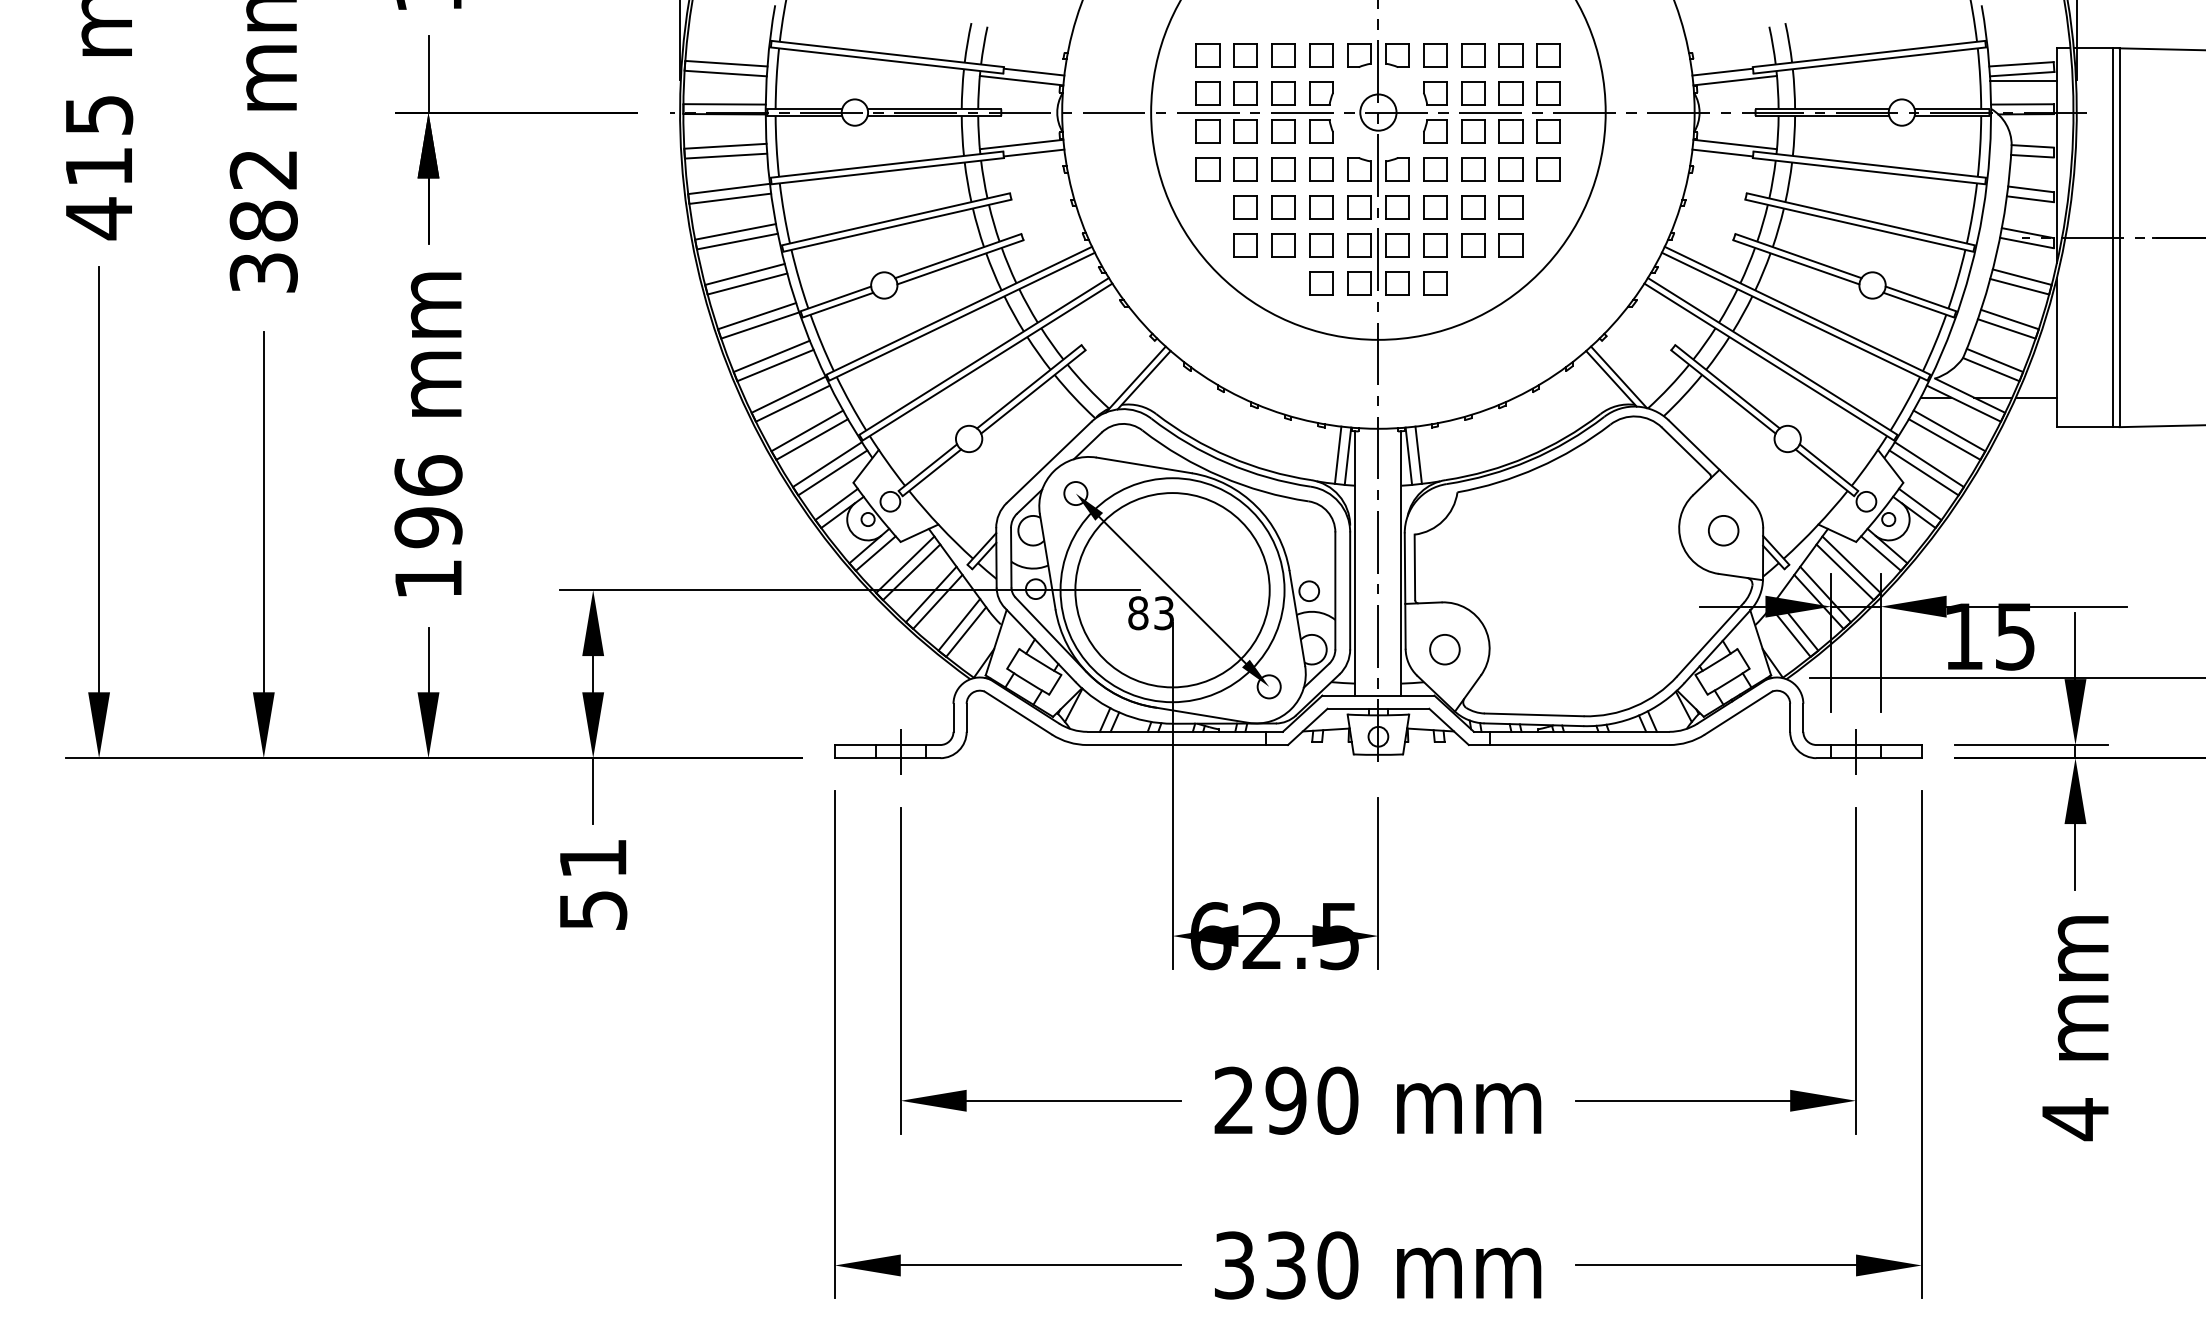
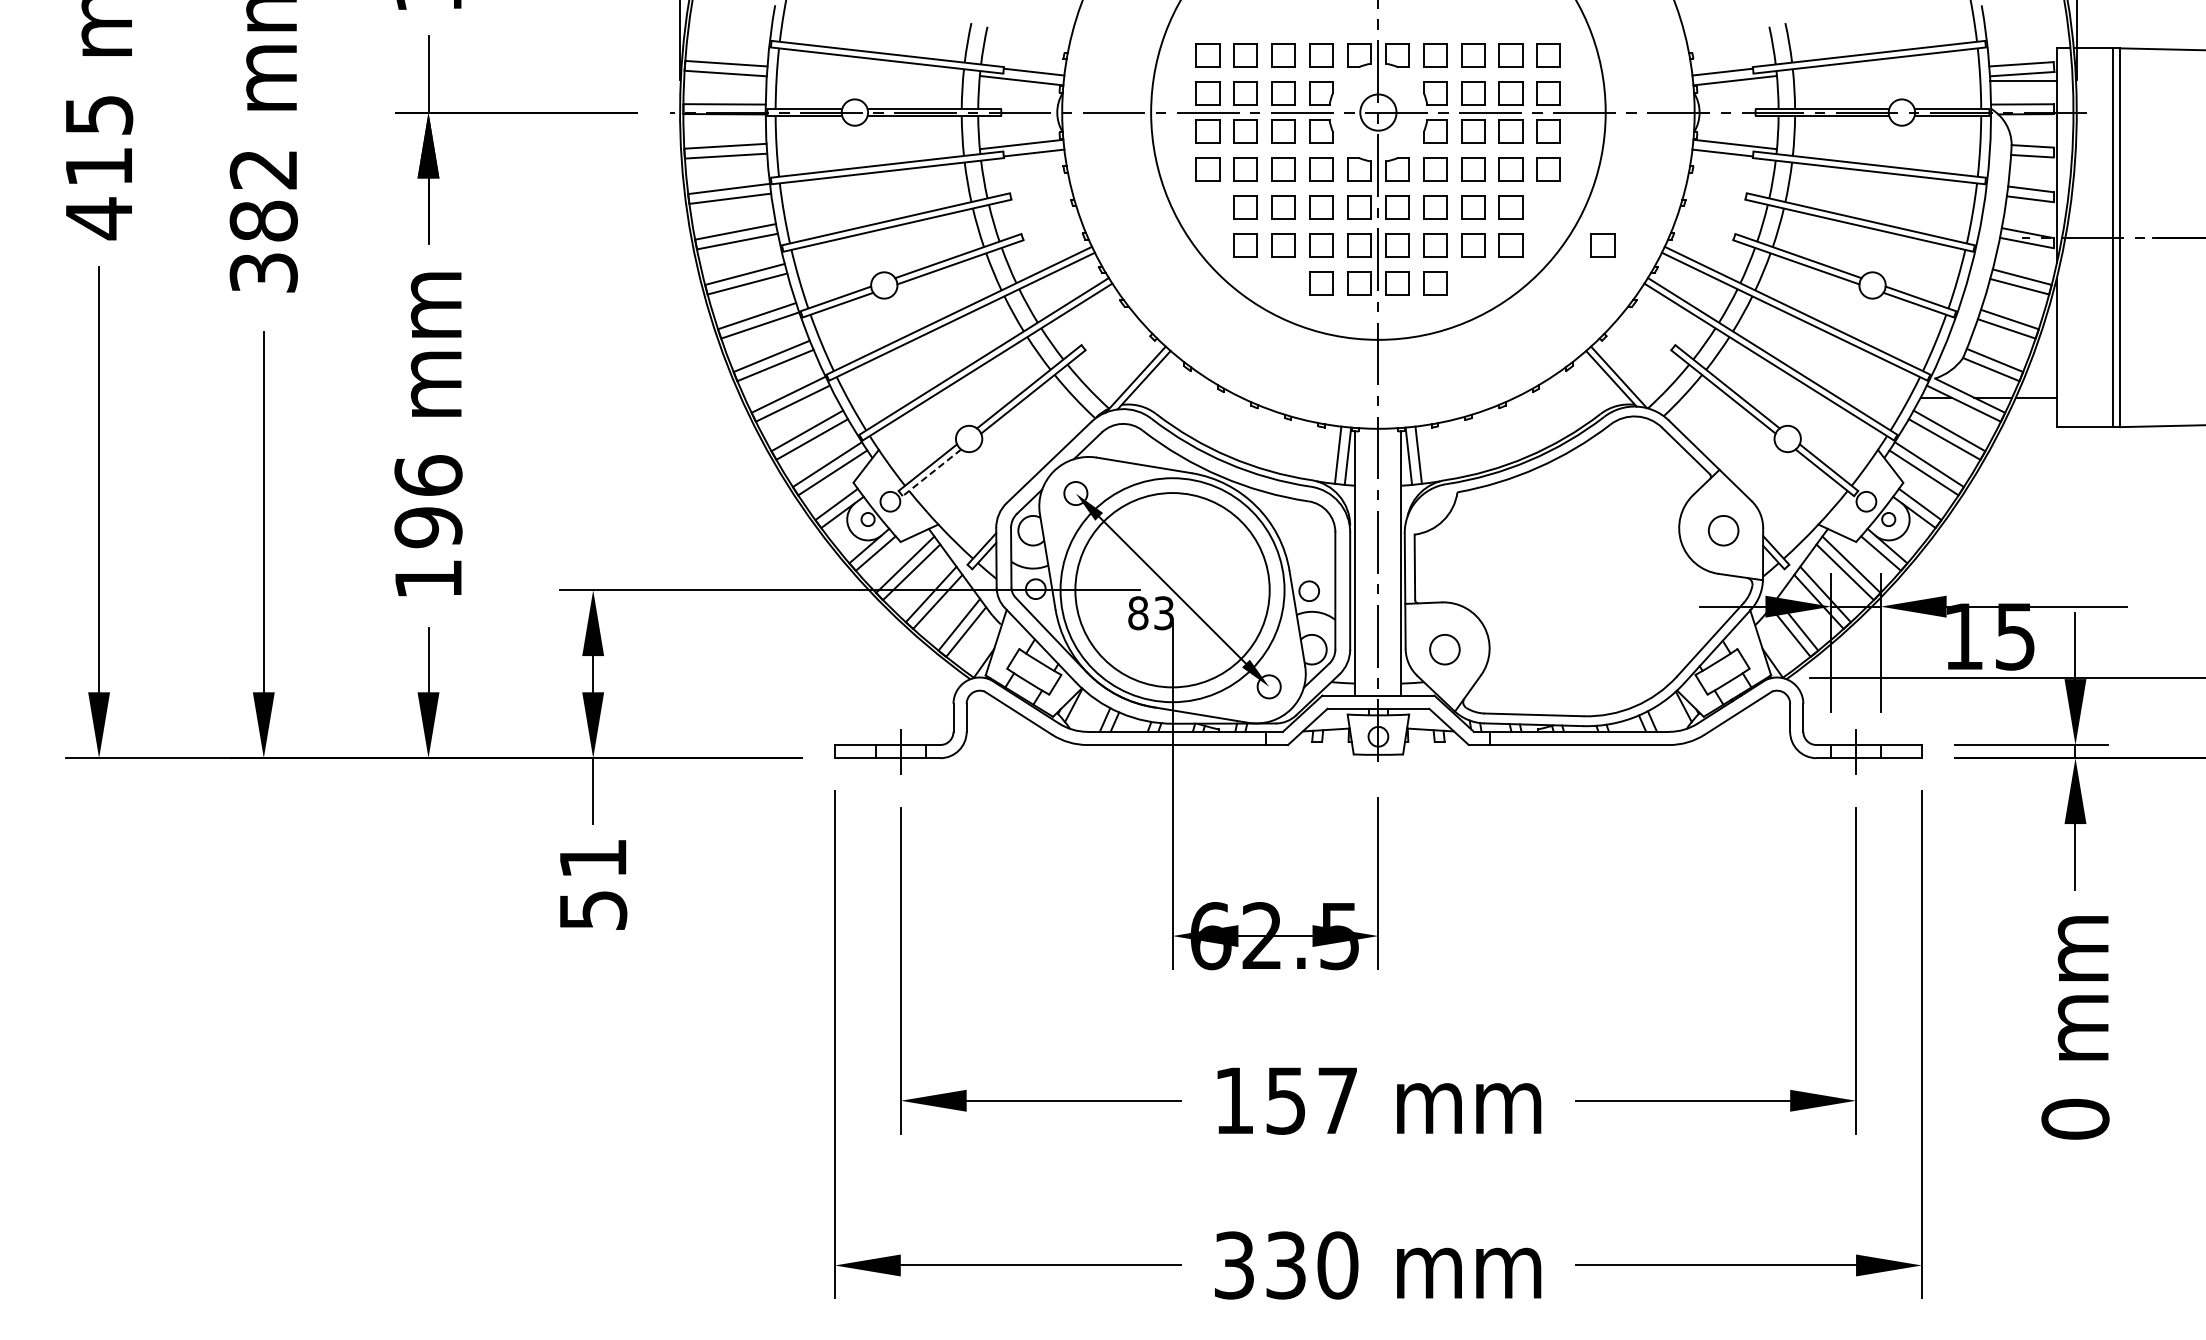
part: none -> present (1602, 245)
line: solid -> dashed (931, 473)
text: 290 -> 157 (1286, 1100)
text: 4 -> 0 (2075, 1119)
